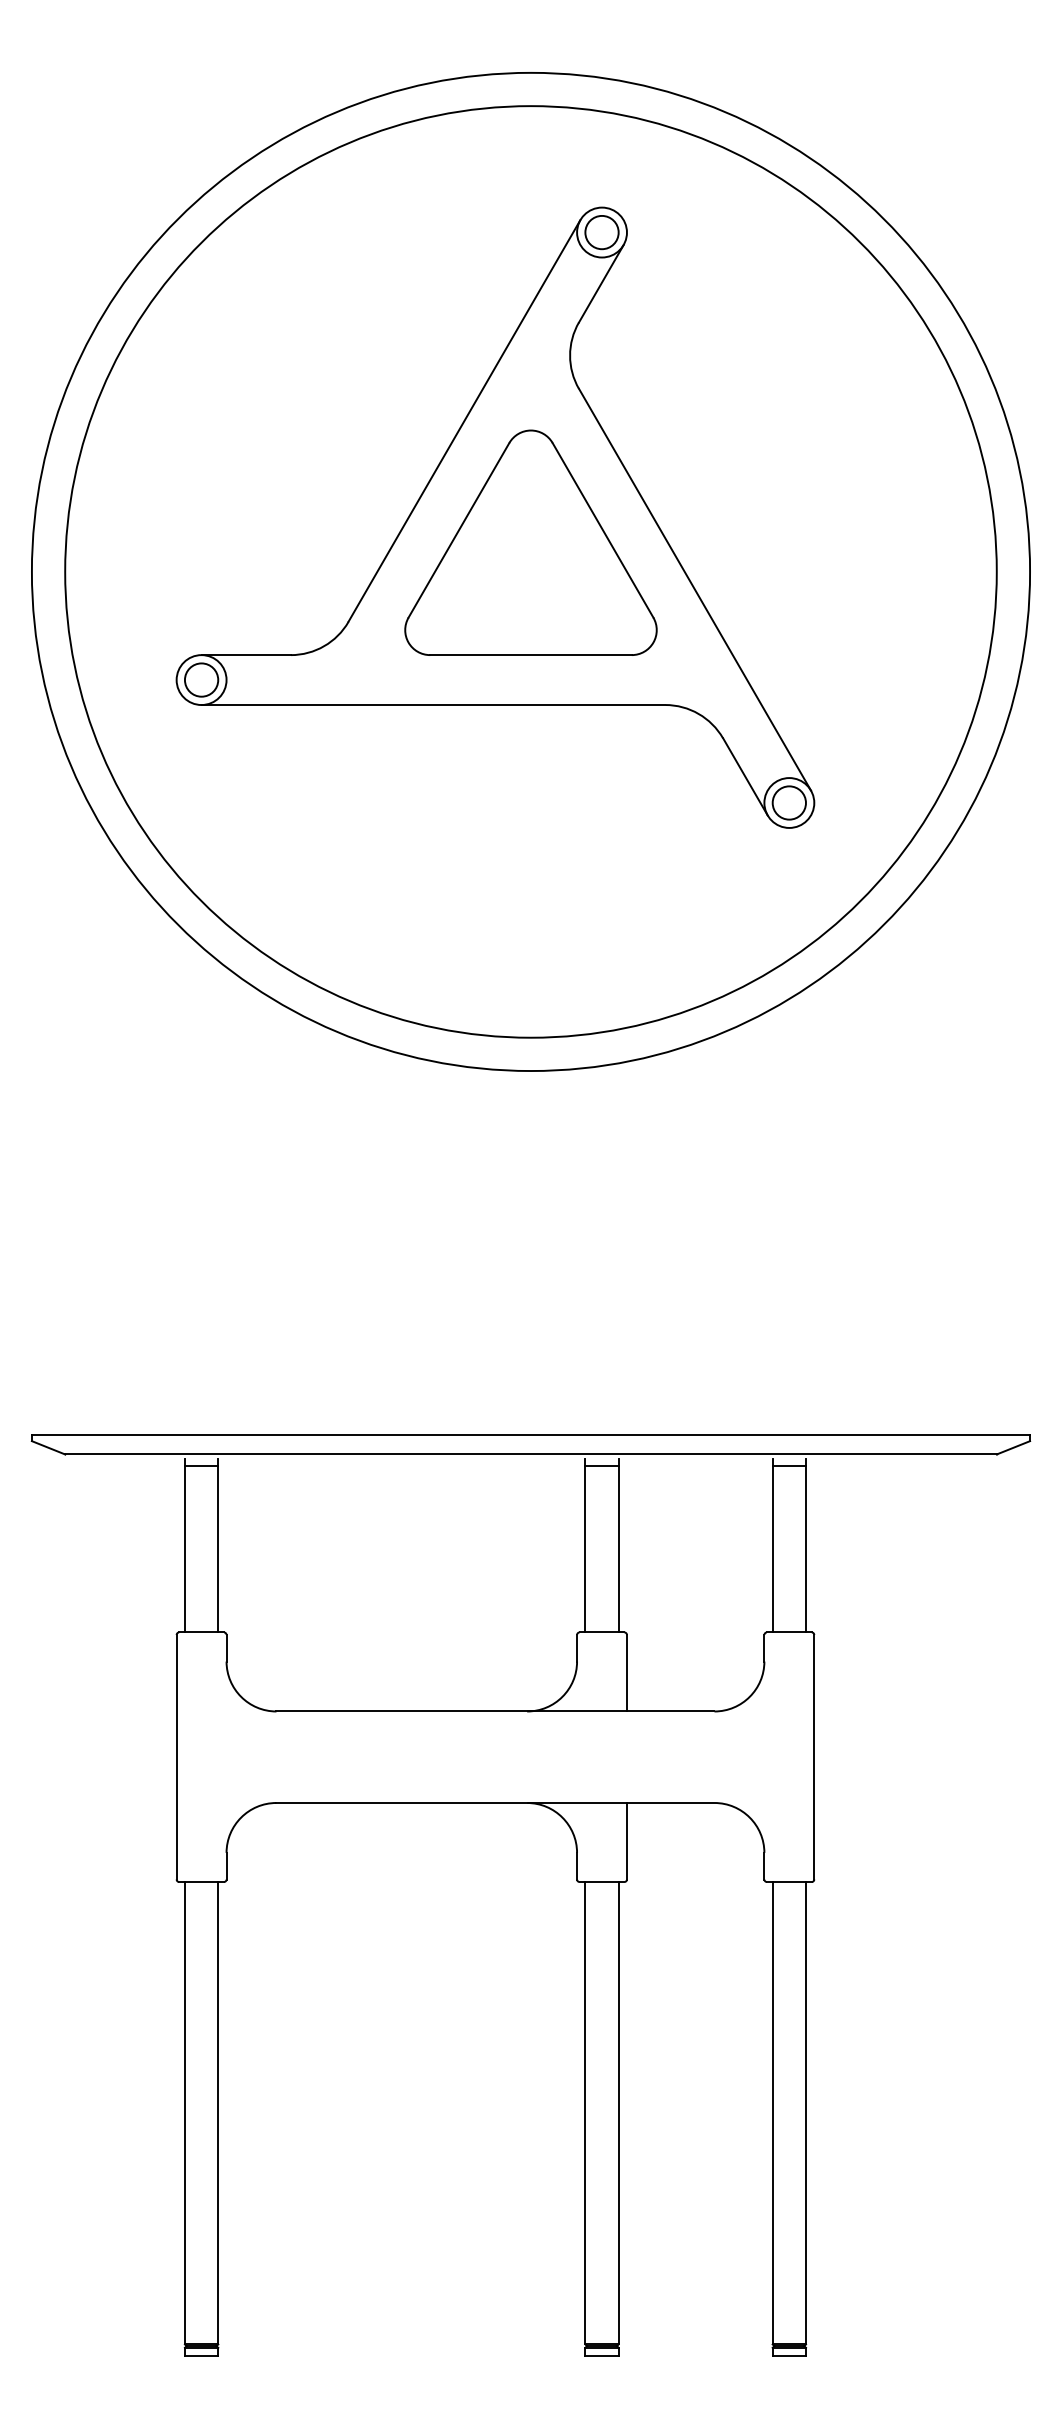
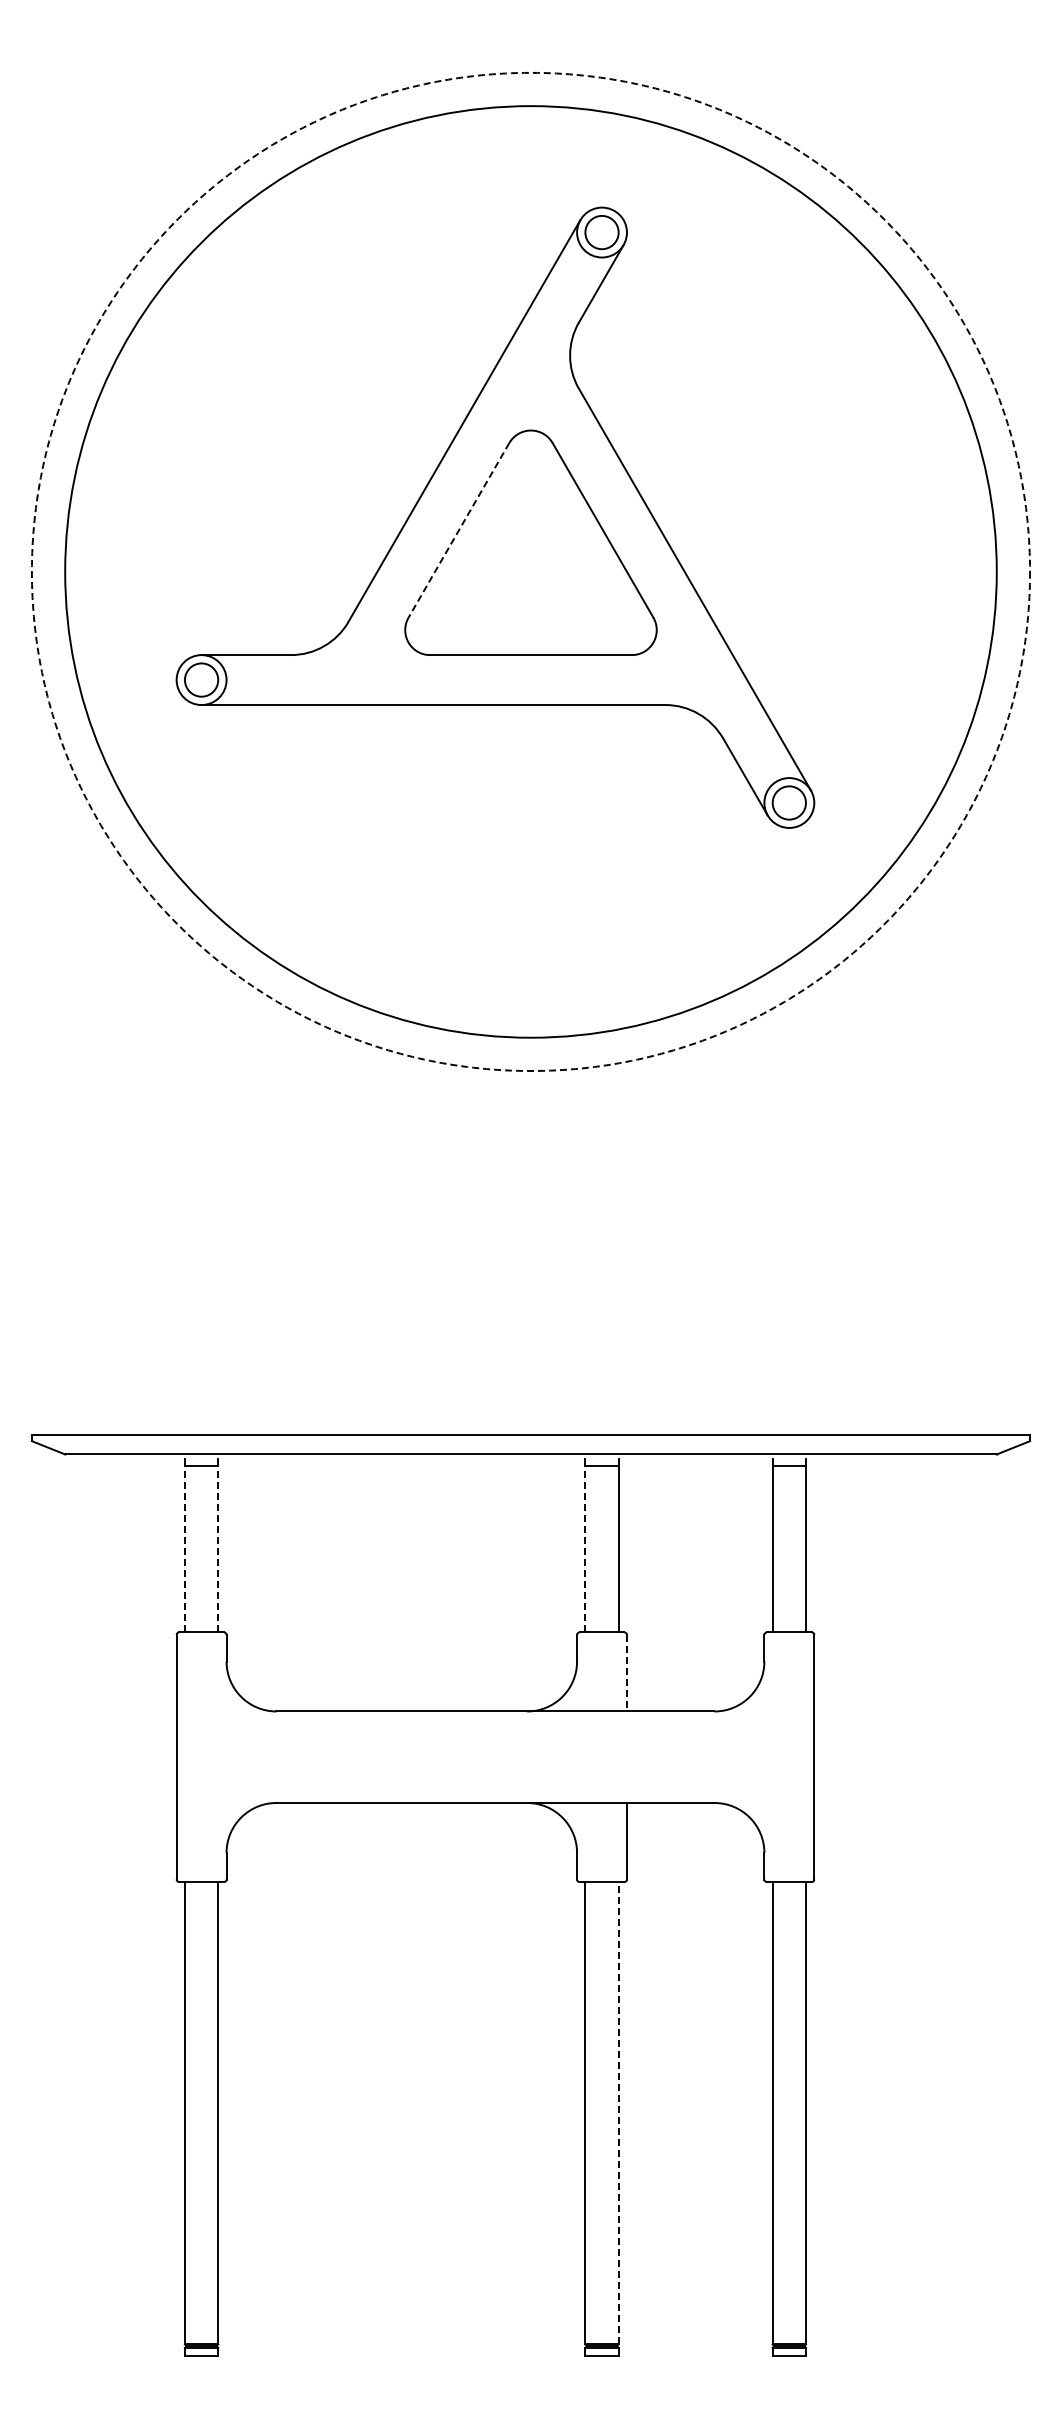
line: solid -> dashed (458, 530)
circle: solid -> dashed (530, 571)
line: solid -> dashed (184, 1548)
line: solid -> dashed (218, 1548)
line: solid -> dashed (585, 1548)
line: solid -> dashed (626, 1673)
line: solid -> dashed (618, 2112)
